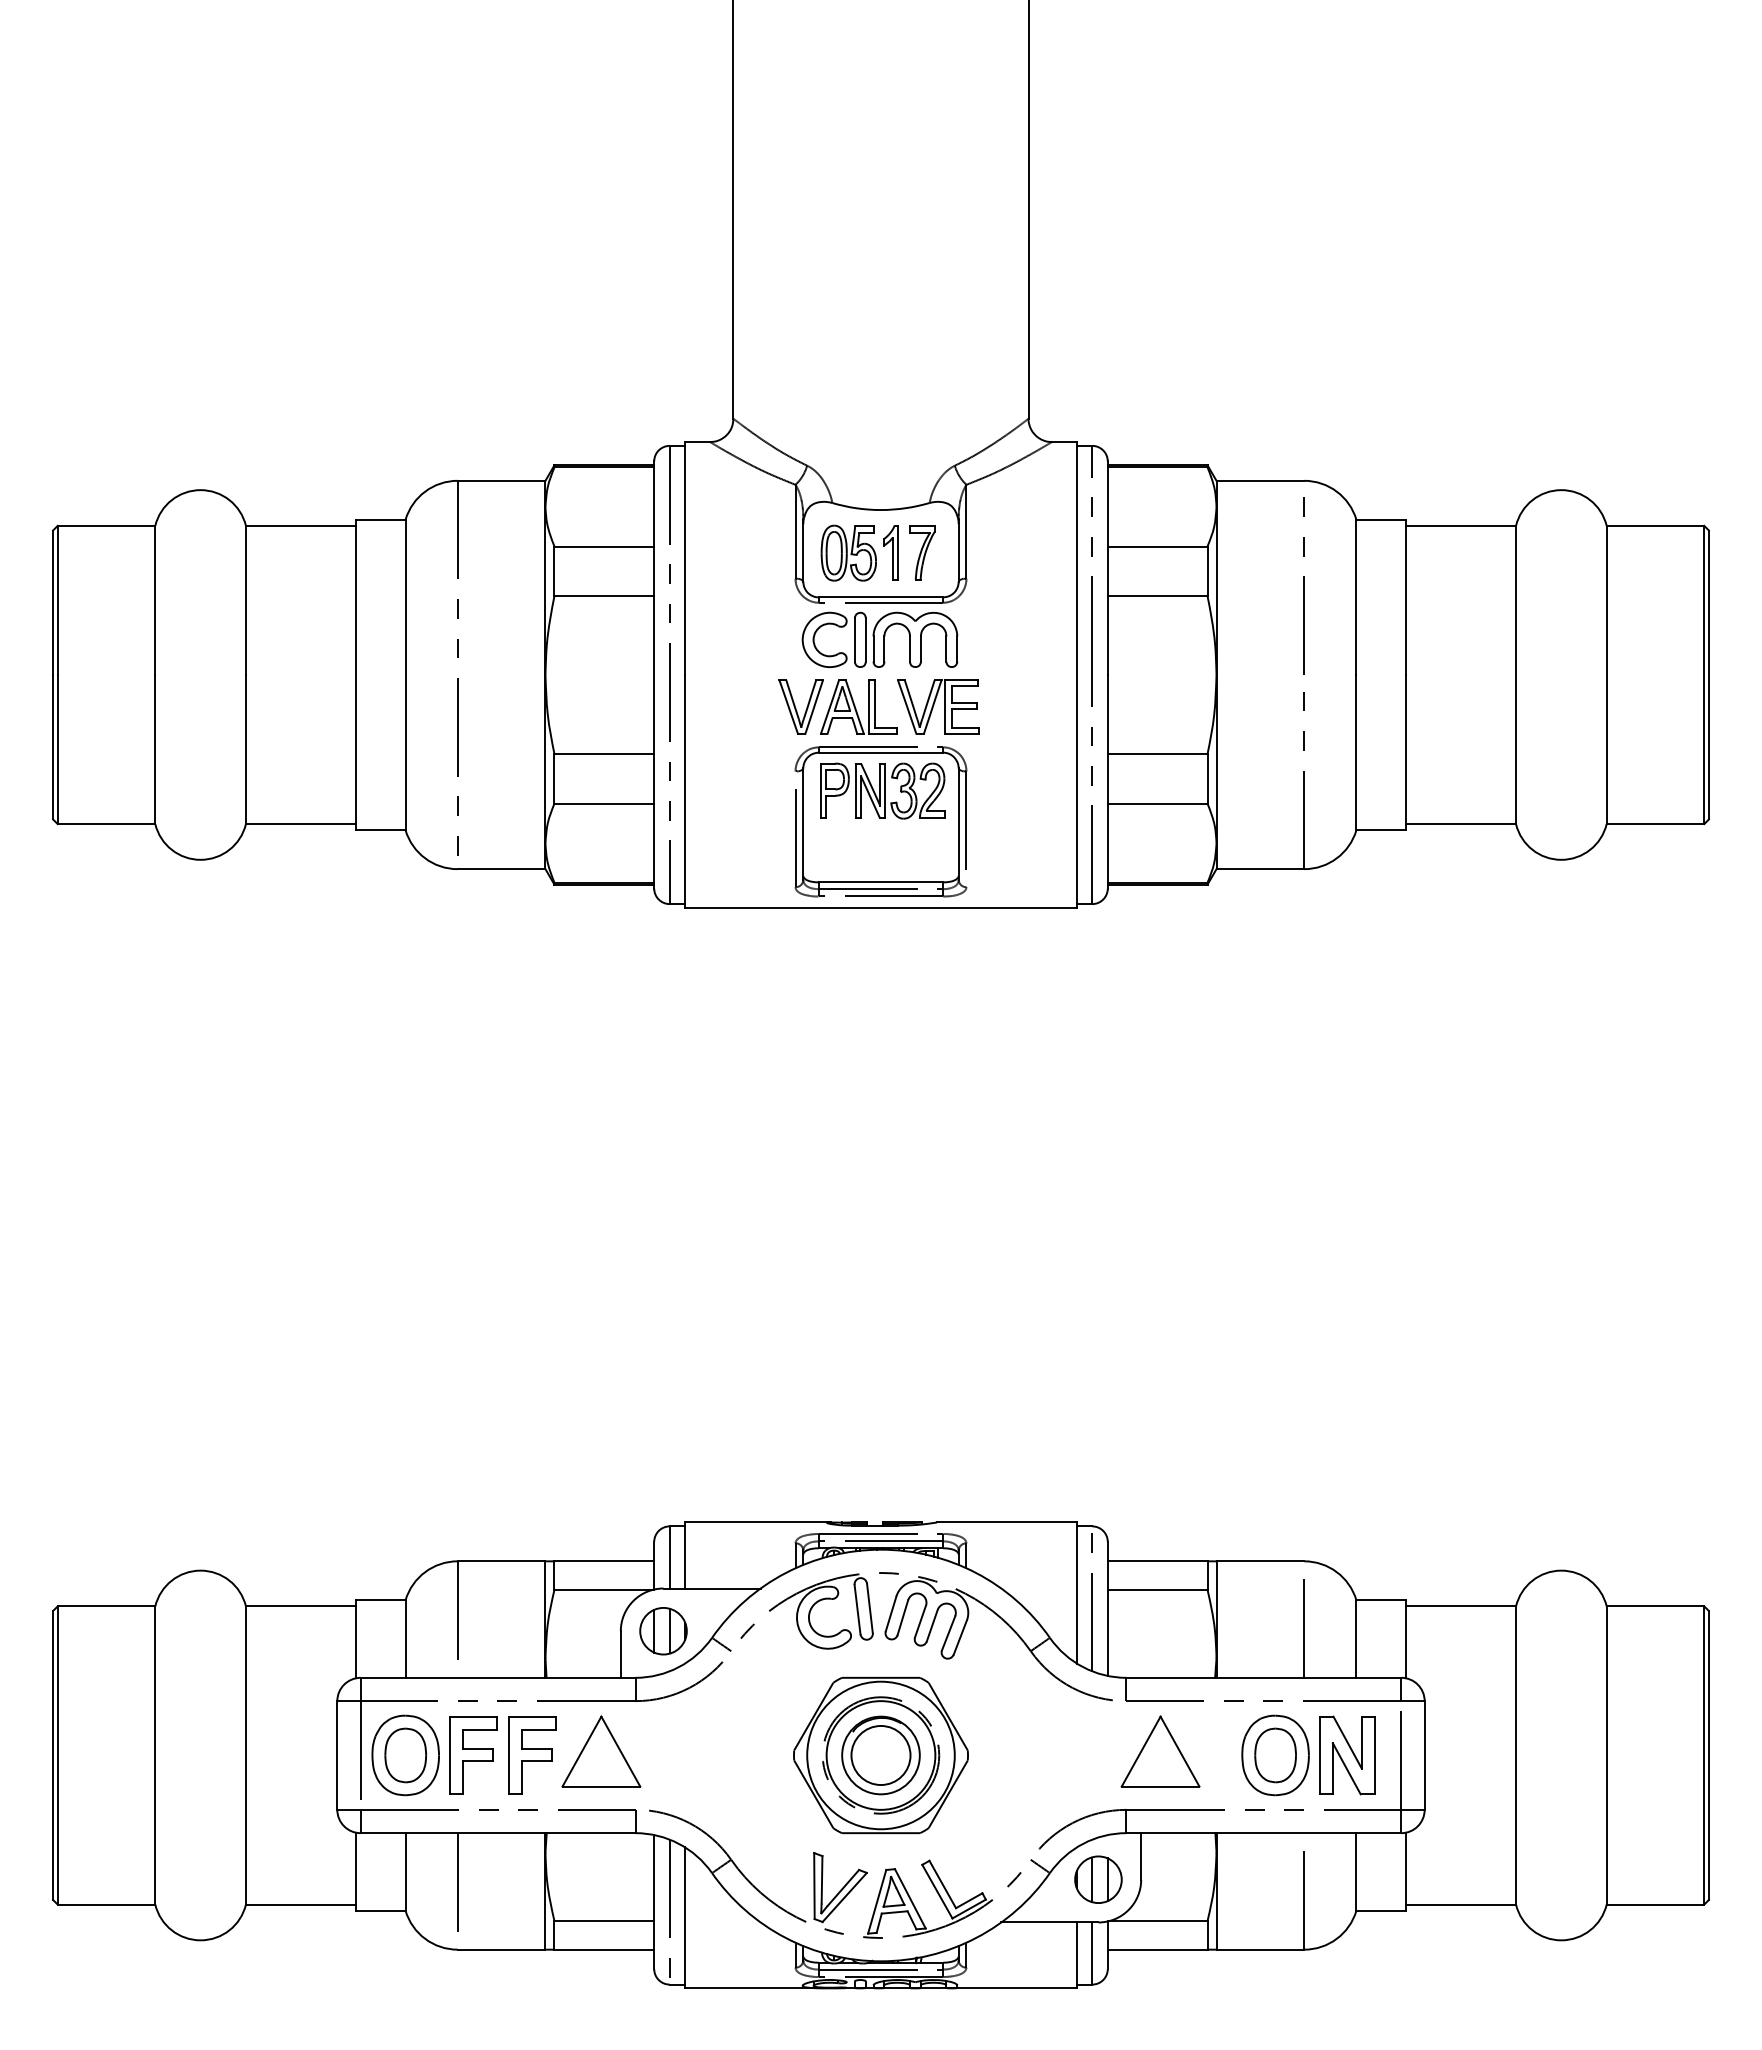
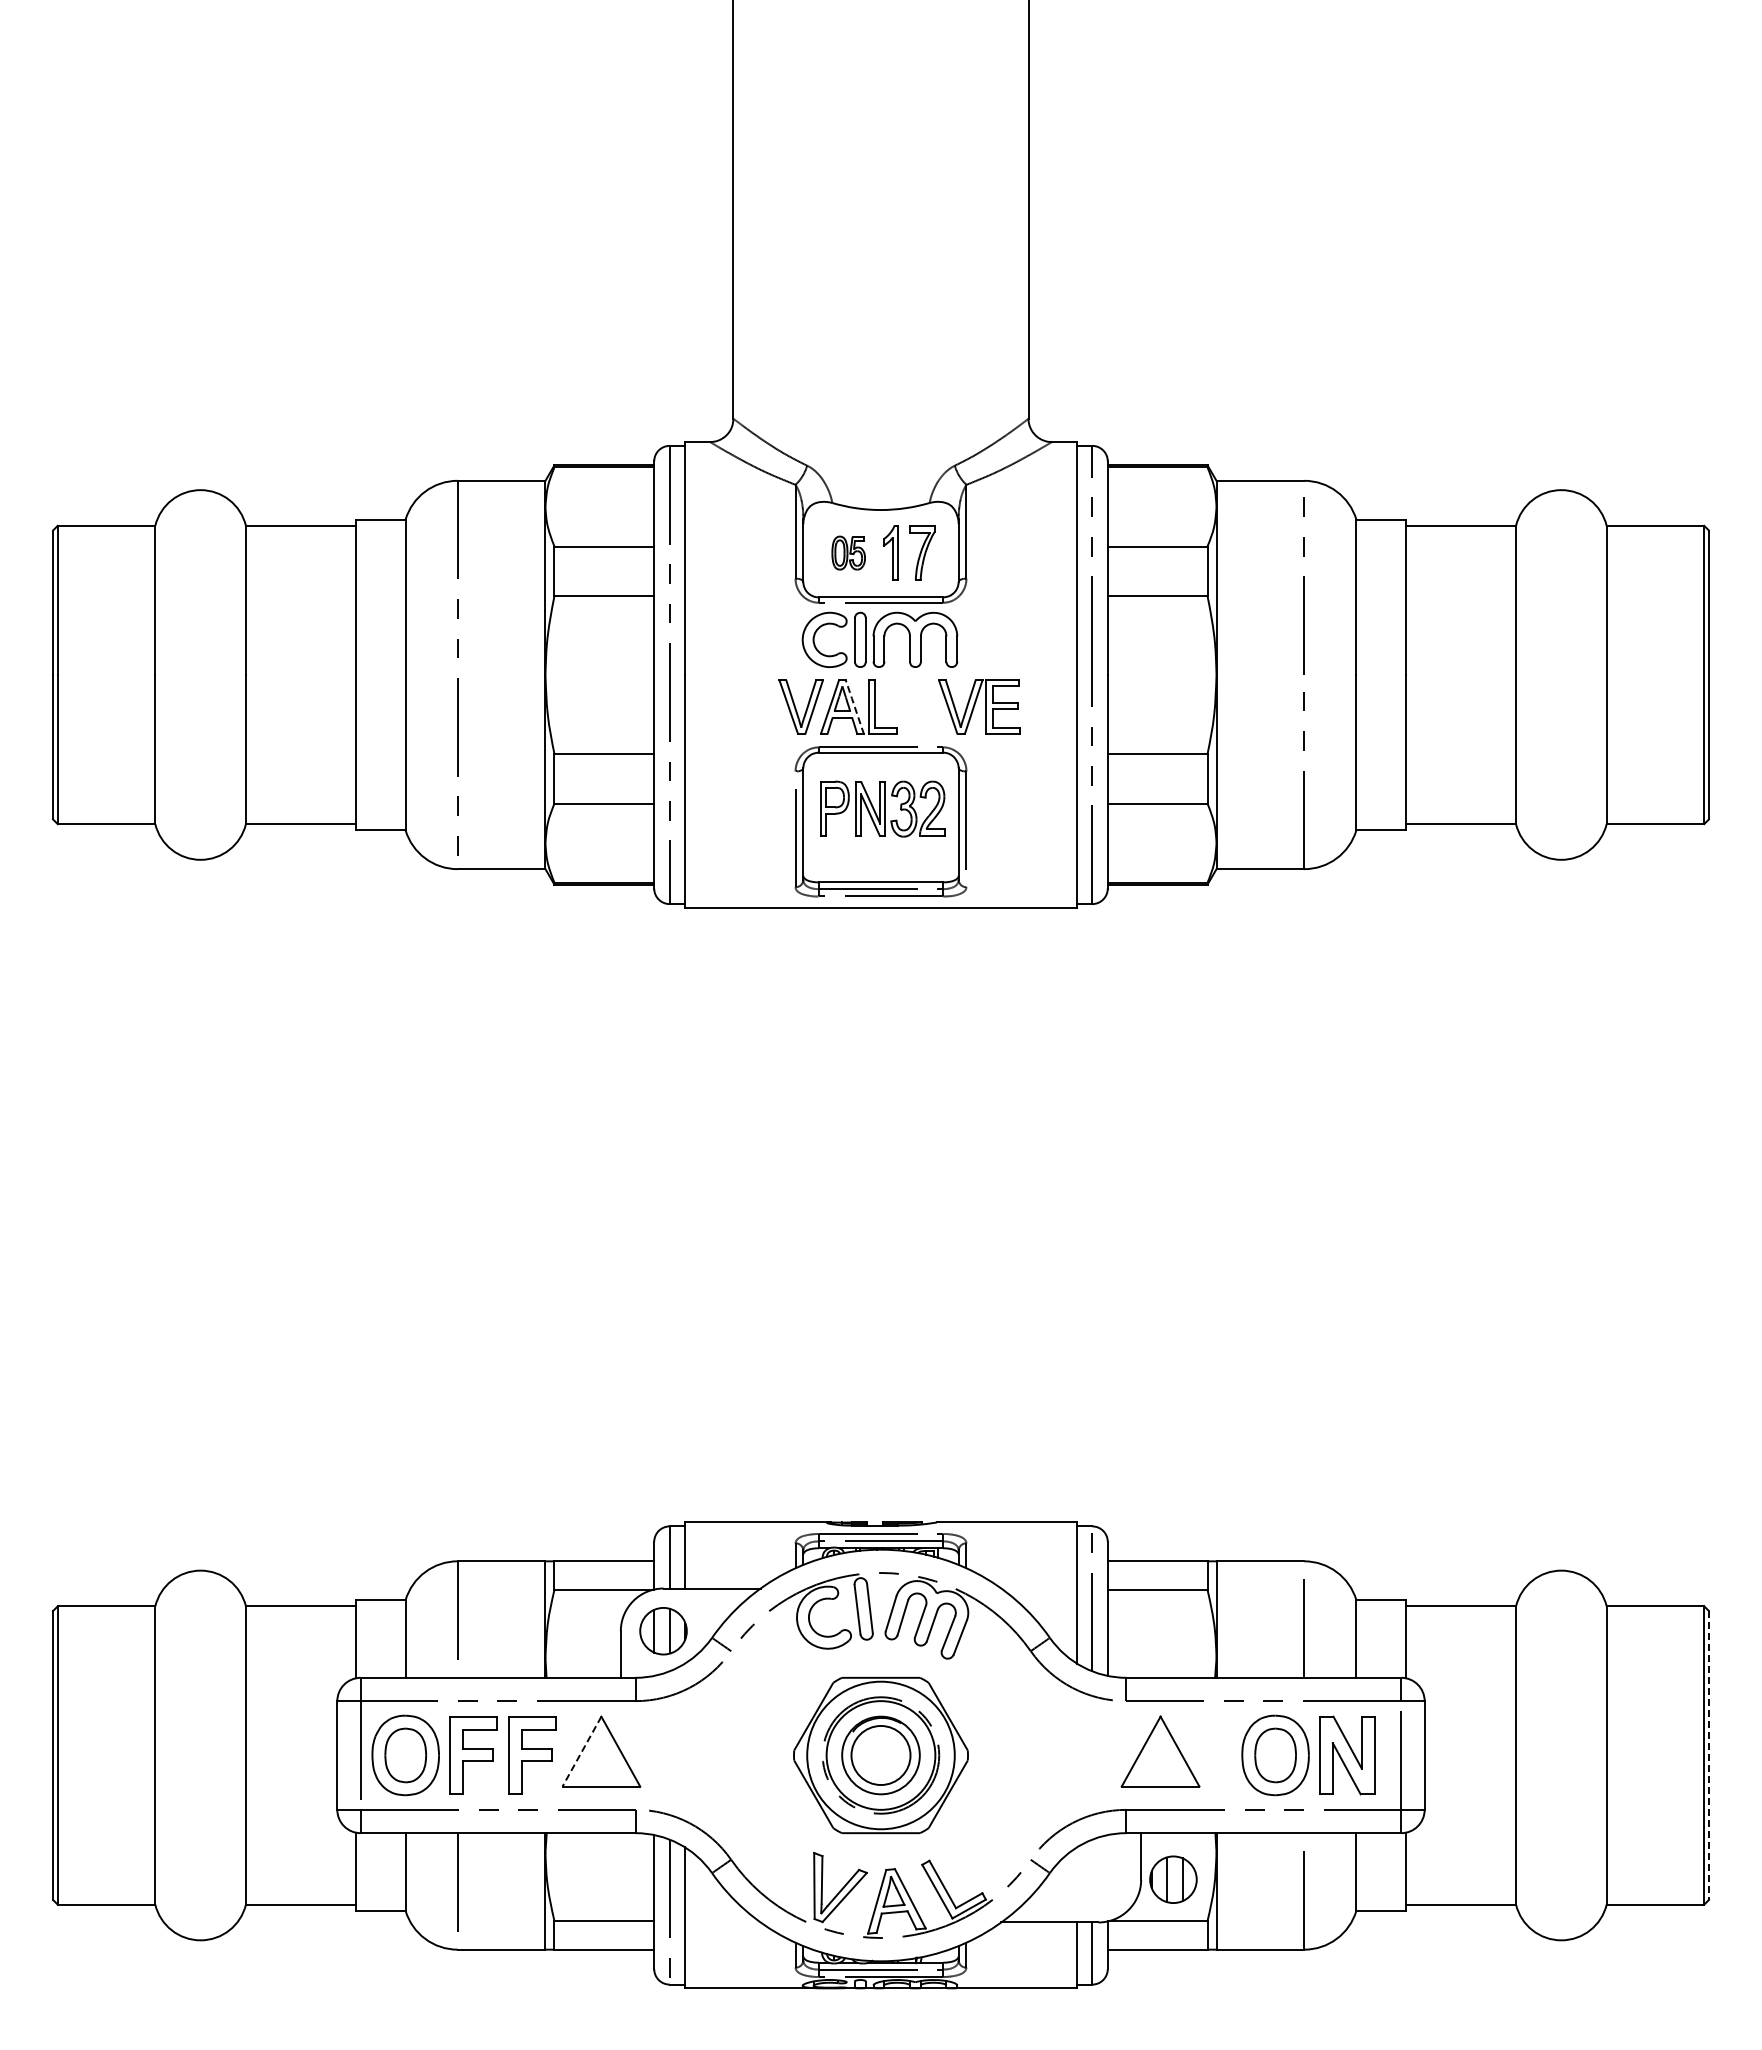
part size: 57x58 px -> 35x36 px (848, 552)
line: solid -> dashed (854, 706)
part position: (938, 706) -> (979, 706) (979, 706)
part position: (882, 790) -> (882, 808) (882, 808)
line: solid -> dashed (581, 1751)
line: solid -> dashed (1708, 1755)
part position: (1098, 1879) -> (1173, 1879) (1173, 1879)
